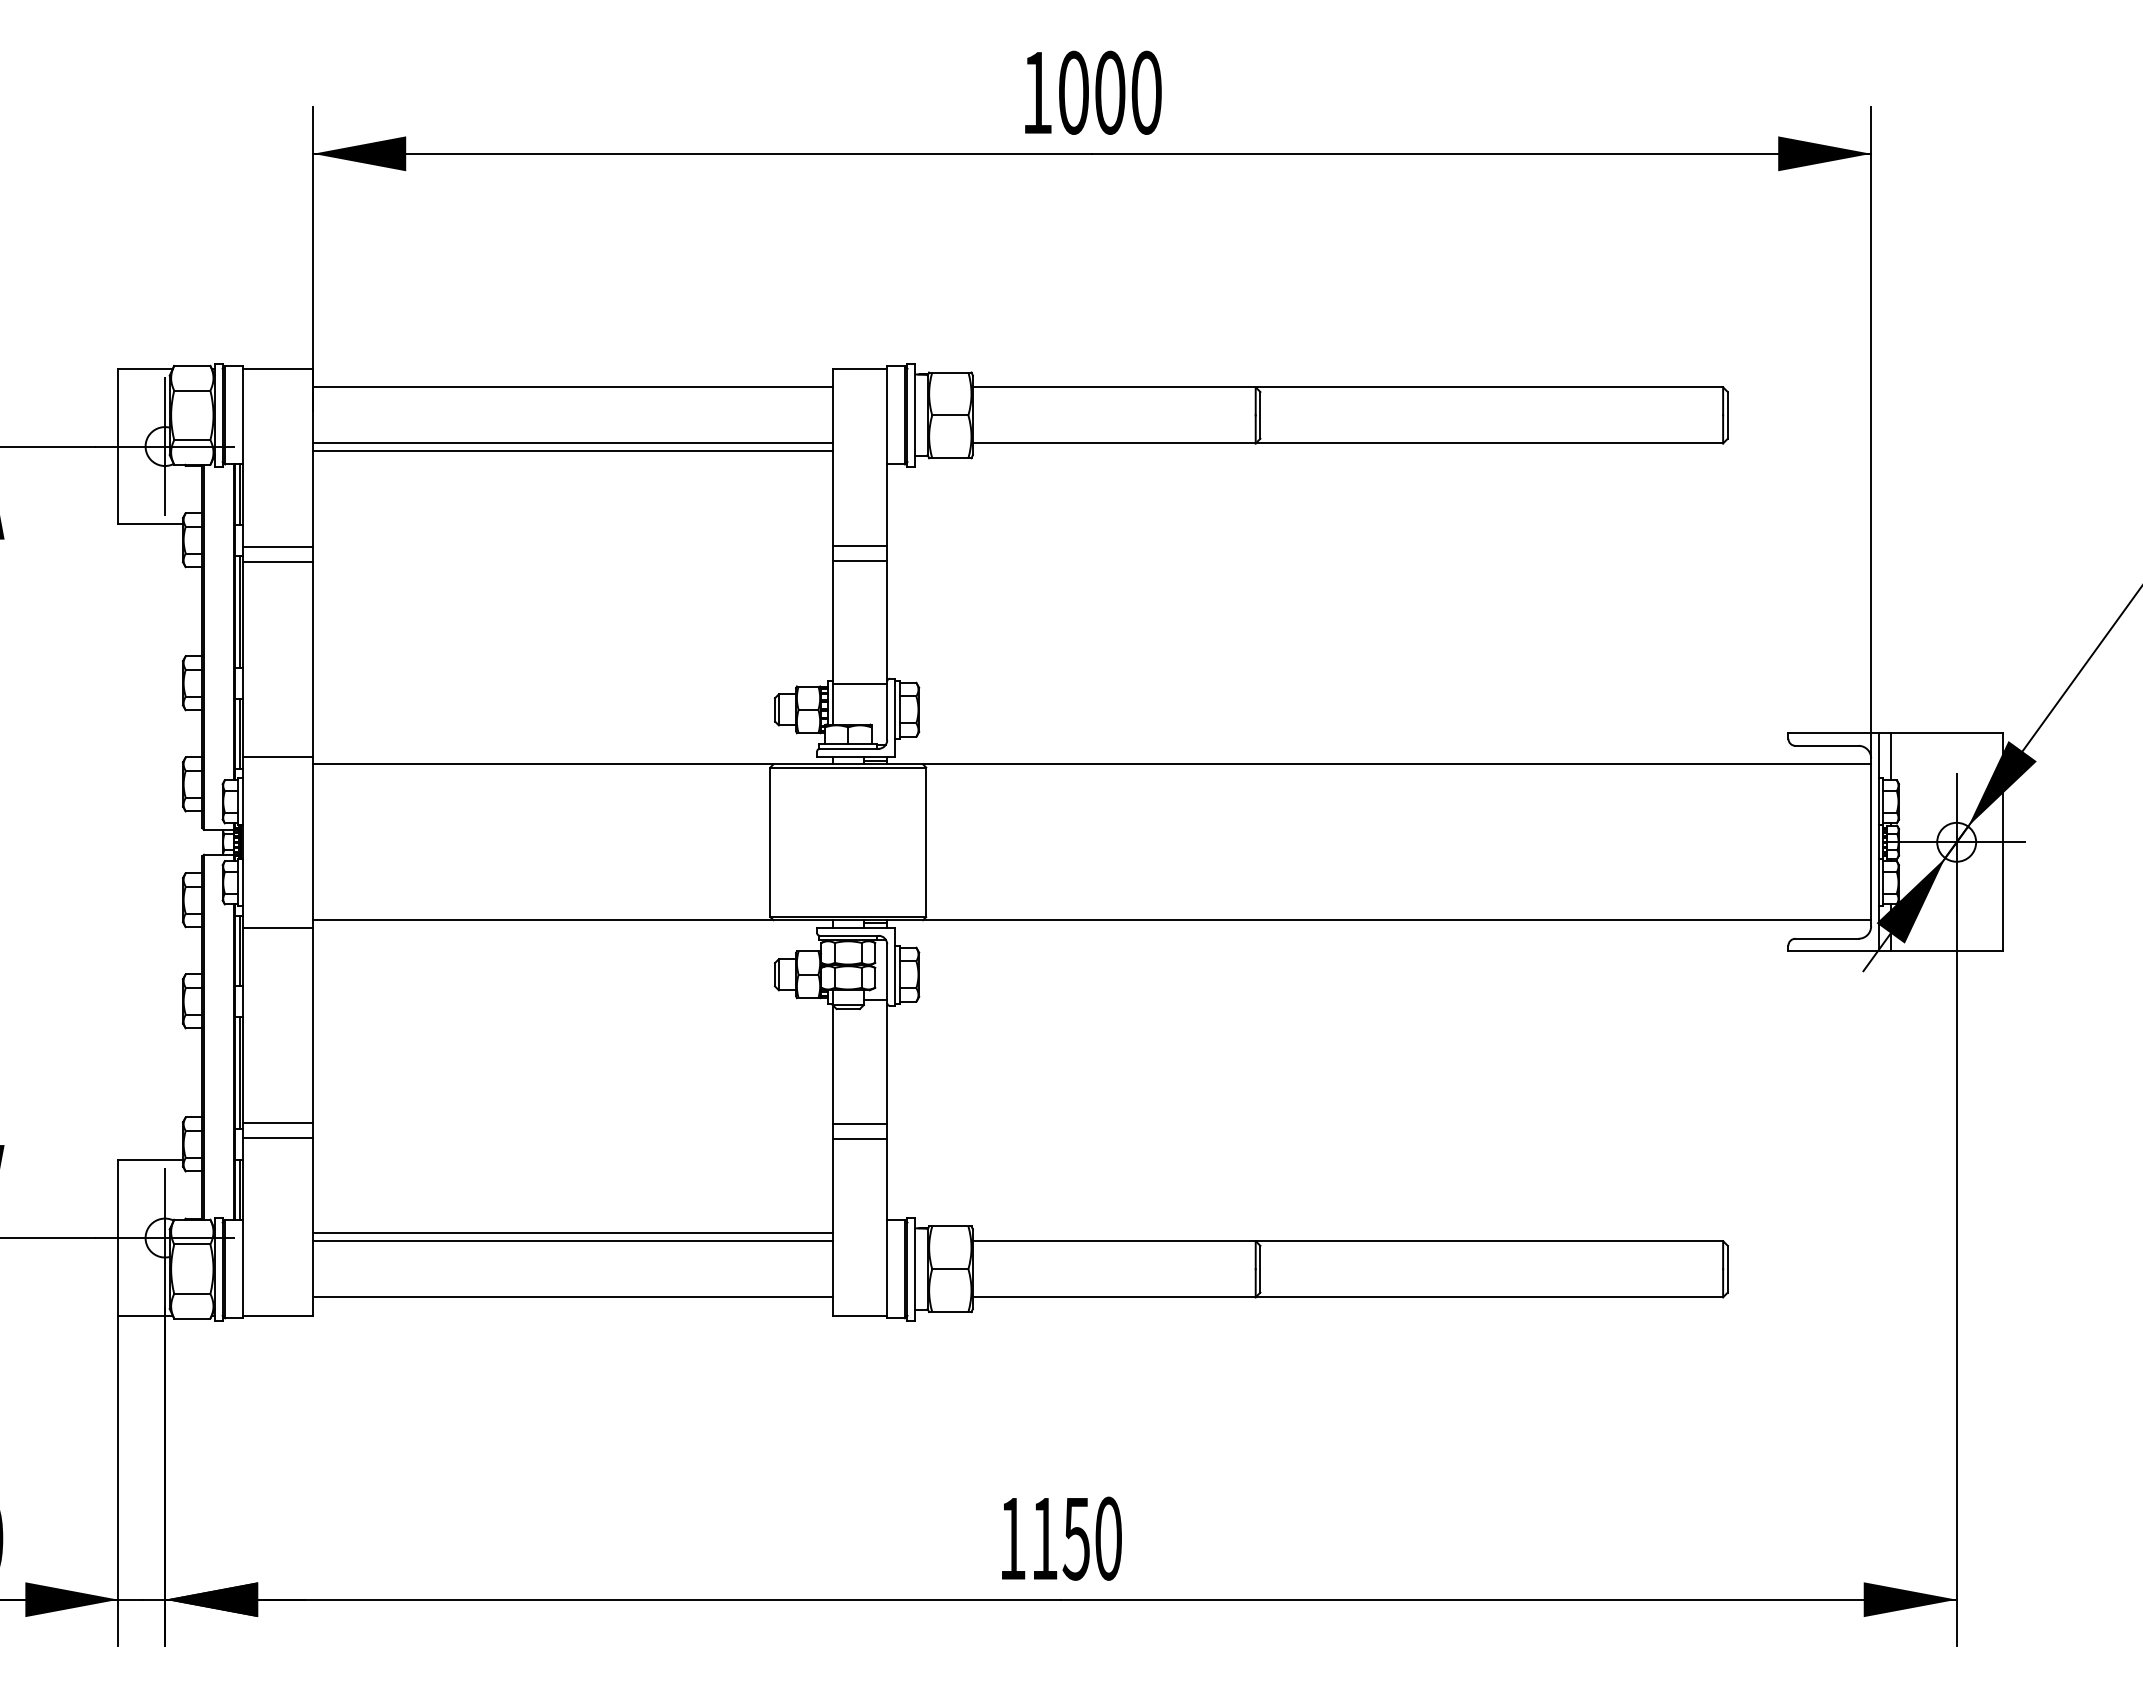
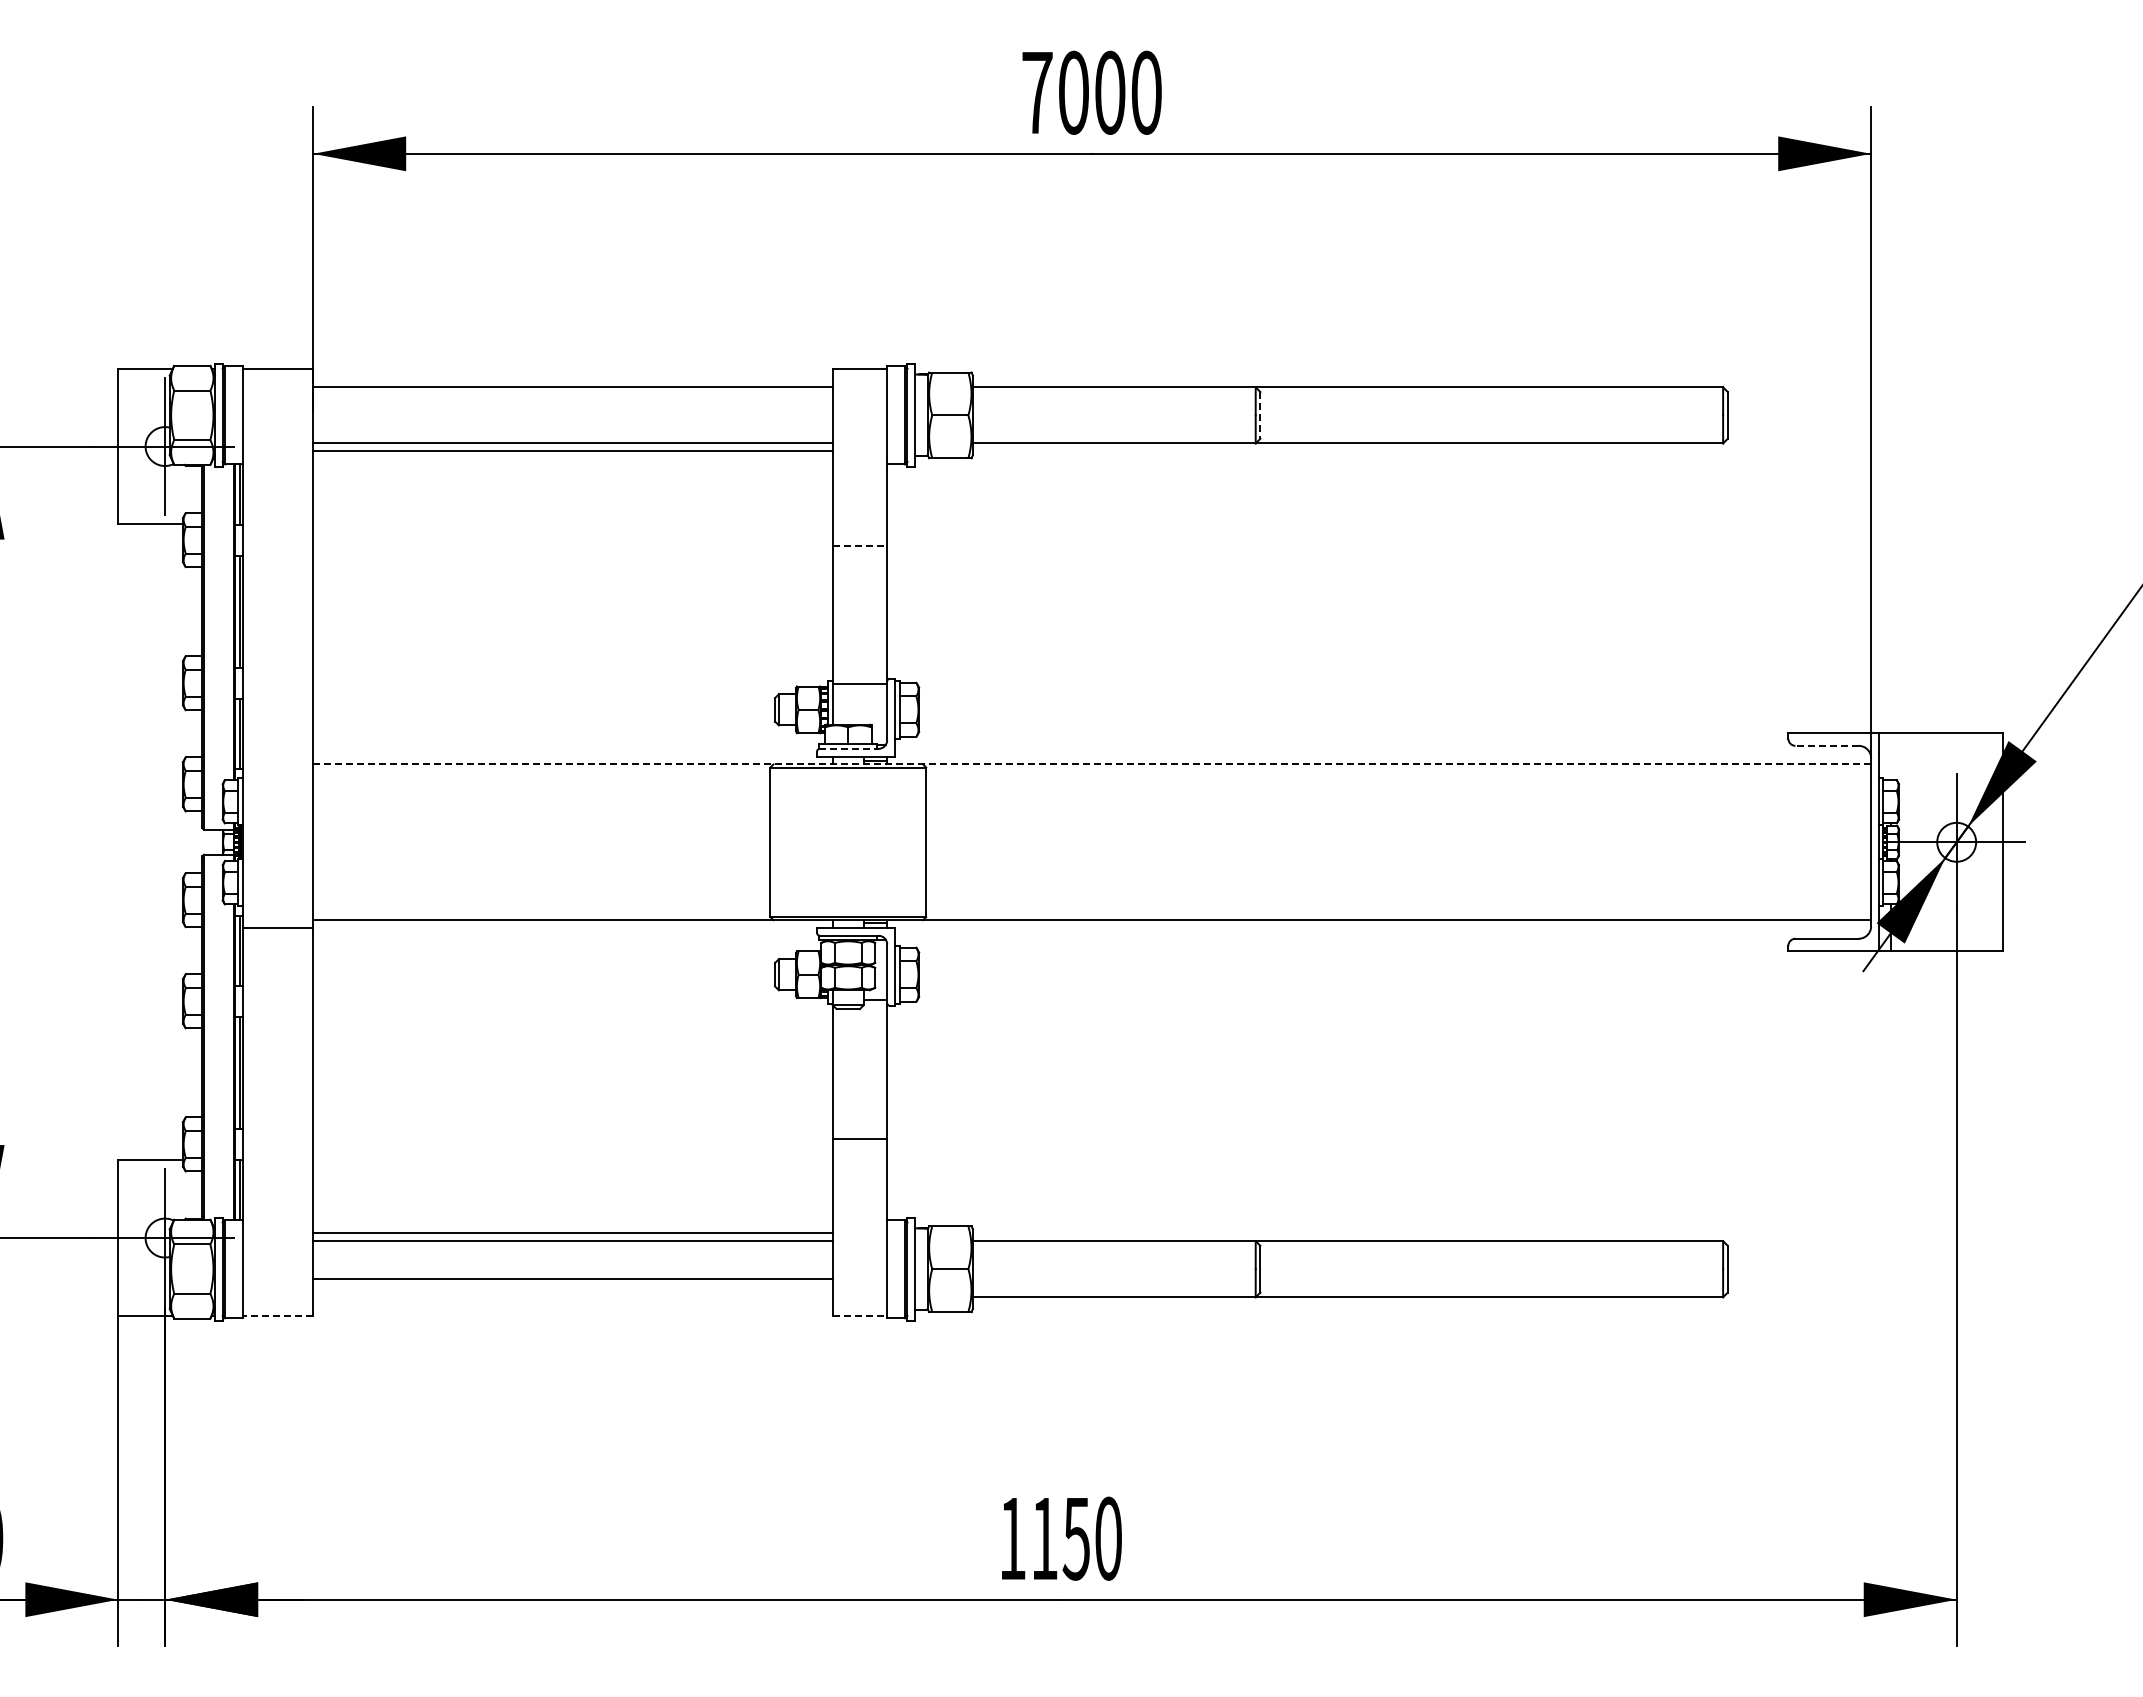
text: 1000 -> 7000 (1037, 92)
line: solid -> dashed (1260, 415)
line: solid -> dashed (860, 545)
line: present -> none (277, 546)
line: present -> none (859, 560)
line: present -> none (277, 561)
line: solid -> dashed (1827, 745)
line: solid -> dashed (849, 748)
line: present -> none (277, 756)
line: present -> none (1891, 756)
line: solid -> dashed (1092, 764)
line: present -> none (277, 1122)
line: present -> none (859, 1123)
line: present -> none (277, 1137)
line position: (572, 1297) -> (572, 1279) (572, 1279)
line: solid -> dashed (277, 1315)
line: solid -> dashed (860, 1315)
